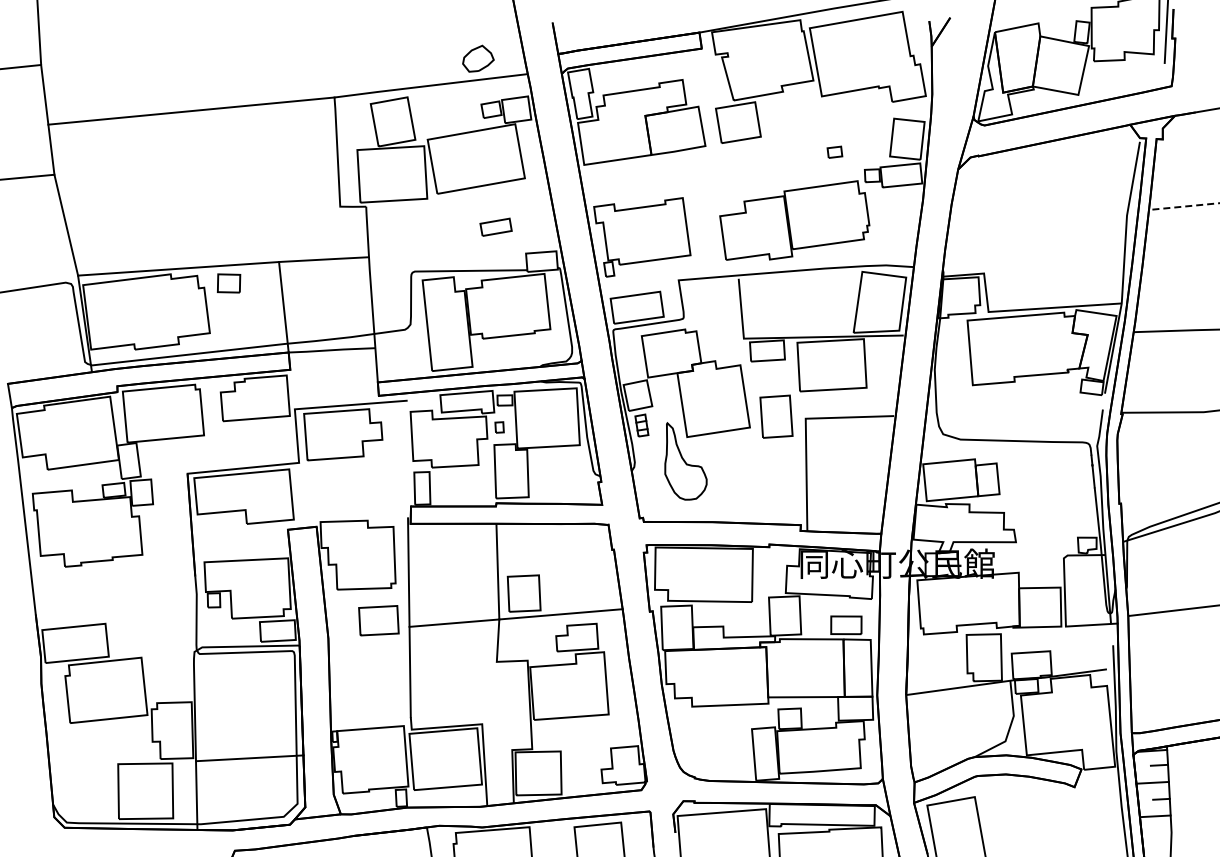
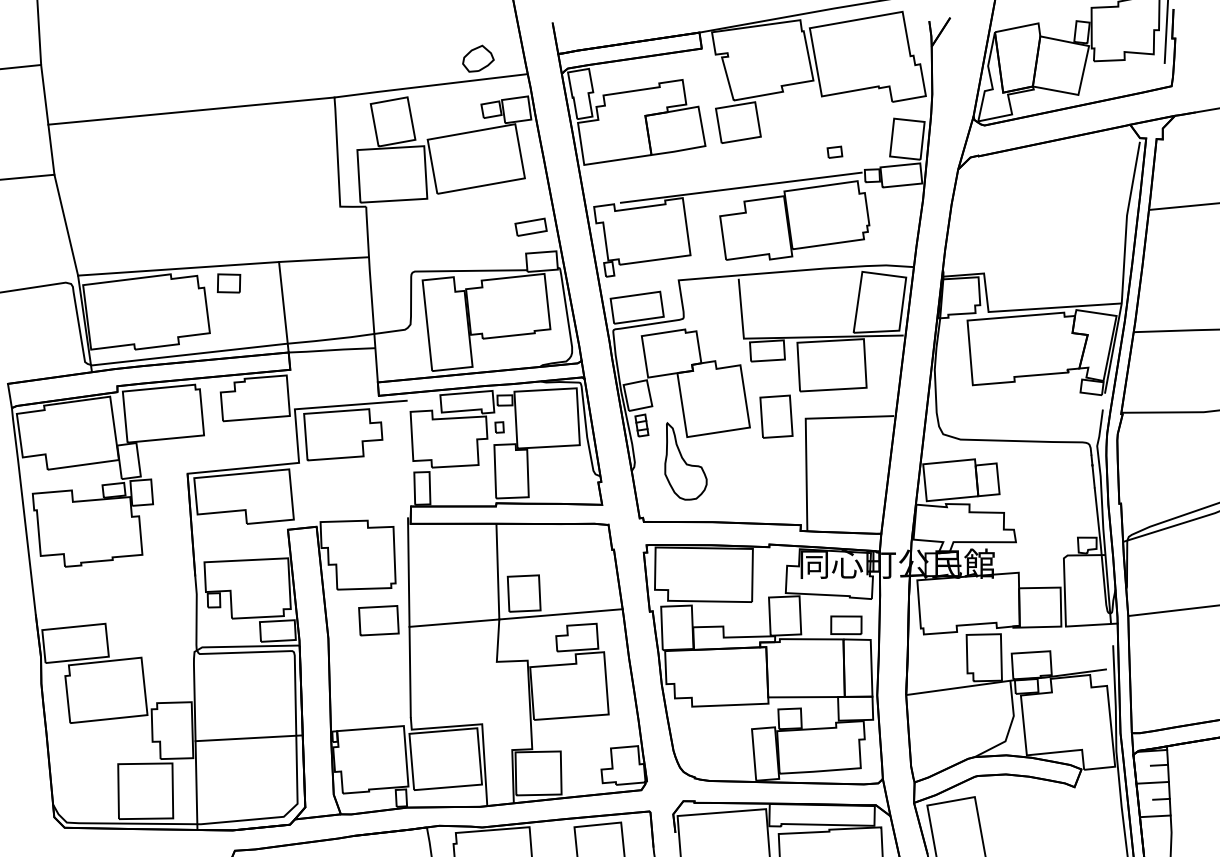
line: none -> present (740, 187)
line: dashed -> solid (1183, 206)
part position: (495, 226) -> (530, 226) (530, 226)
line position: (249, 758) -> (248, 738) (248, 738)
